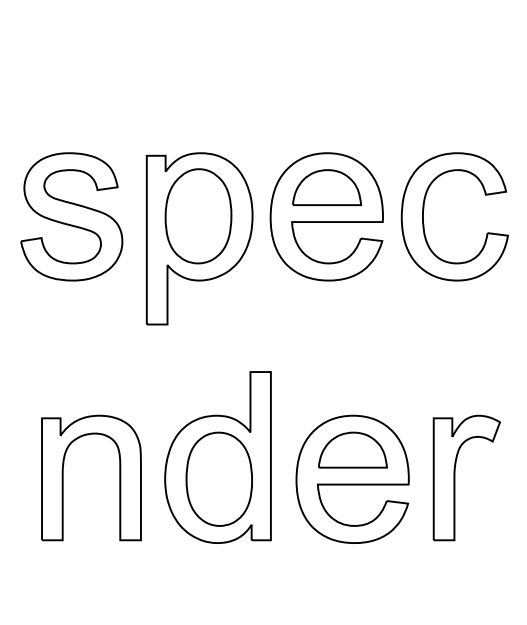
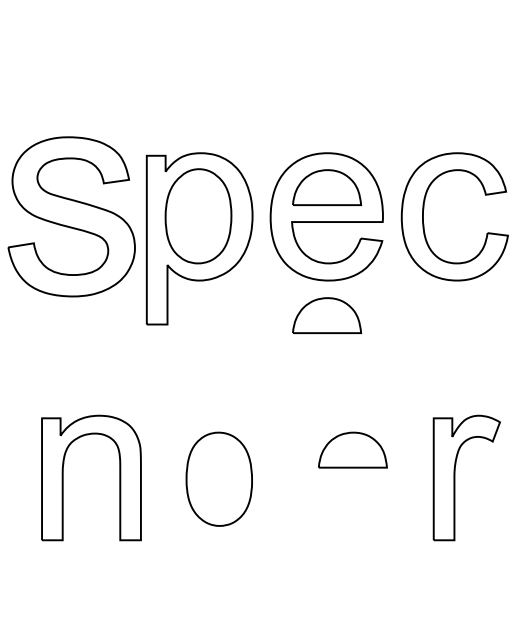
part size: 104x130 px -> 129x162 px (71, 216)
part: none -> present (327, 315)
part: present -> none (217, 457)
part: present -> none (352, 478)
